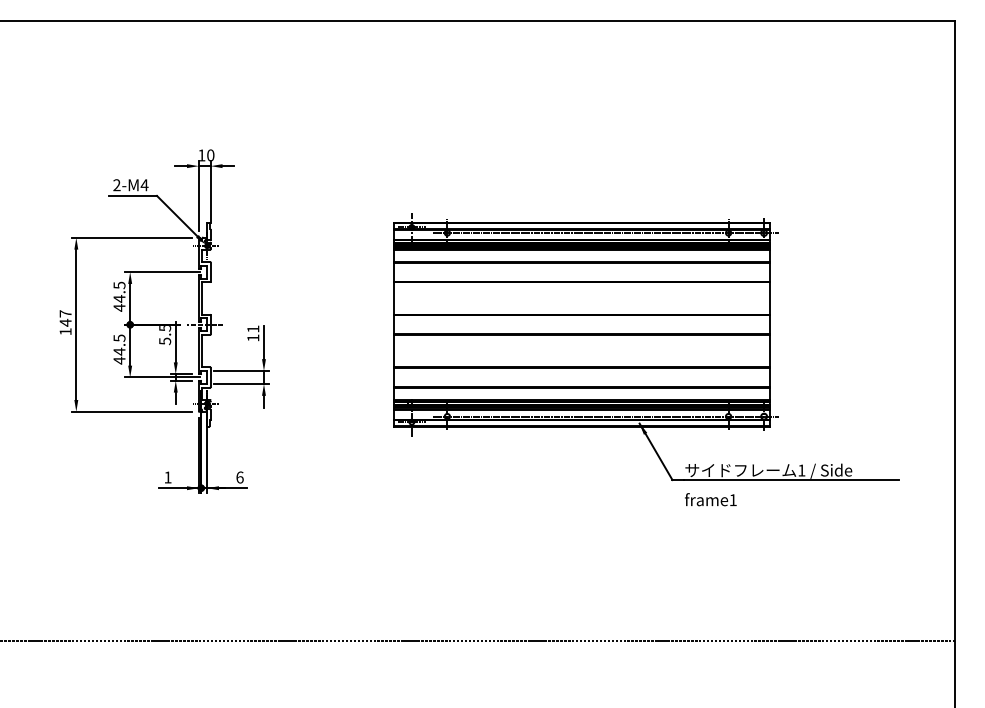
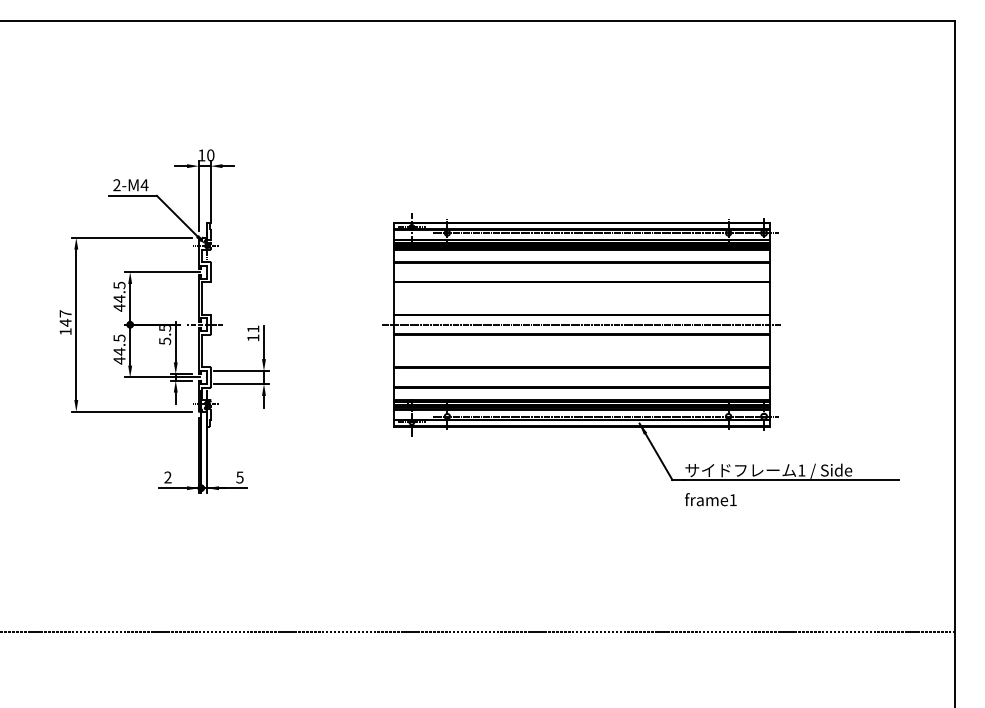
line: none -> present (581, 324)
text: 1 -> 2 (167, 477)
text: 6 -> 5 (239, 477)
line position: (478, 640) -> (478, 631) (478, 631)
